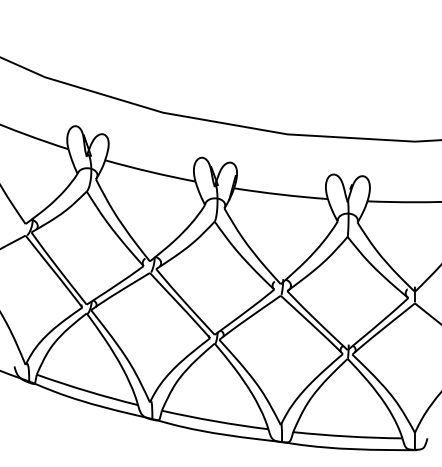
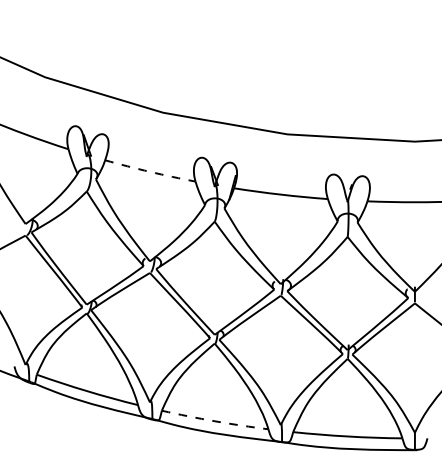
arc: solid -> dashed (150, 171)
arc: solid -> dashed (214, 421)
